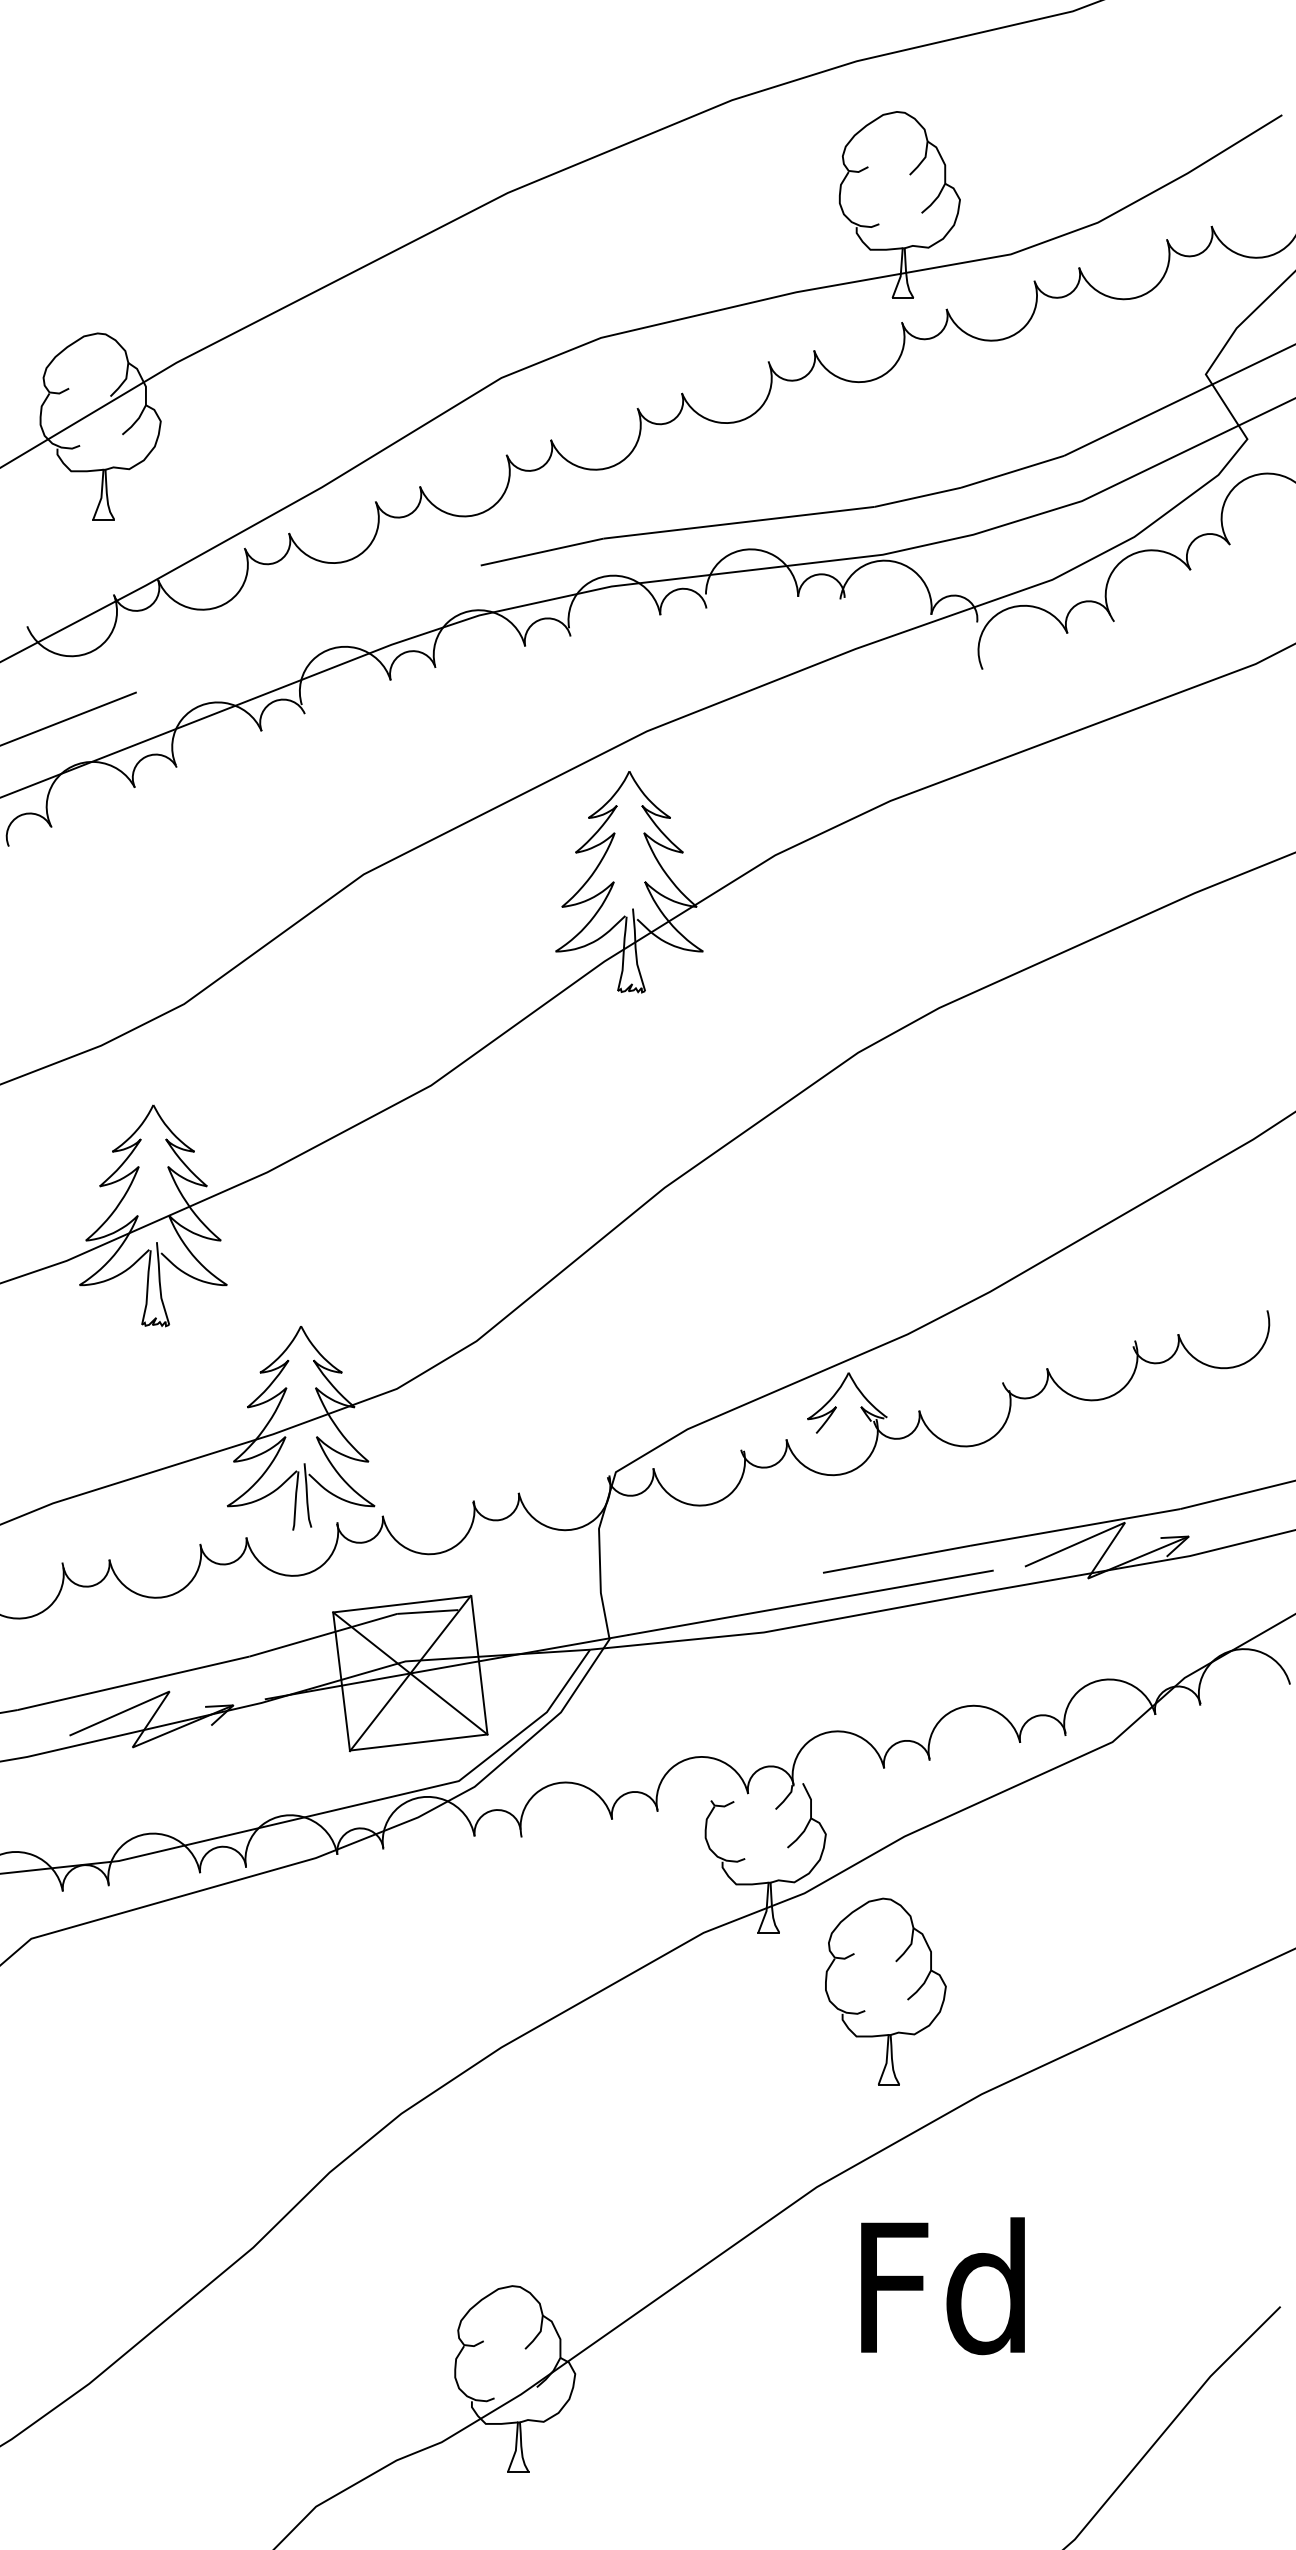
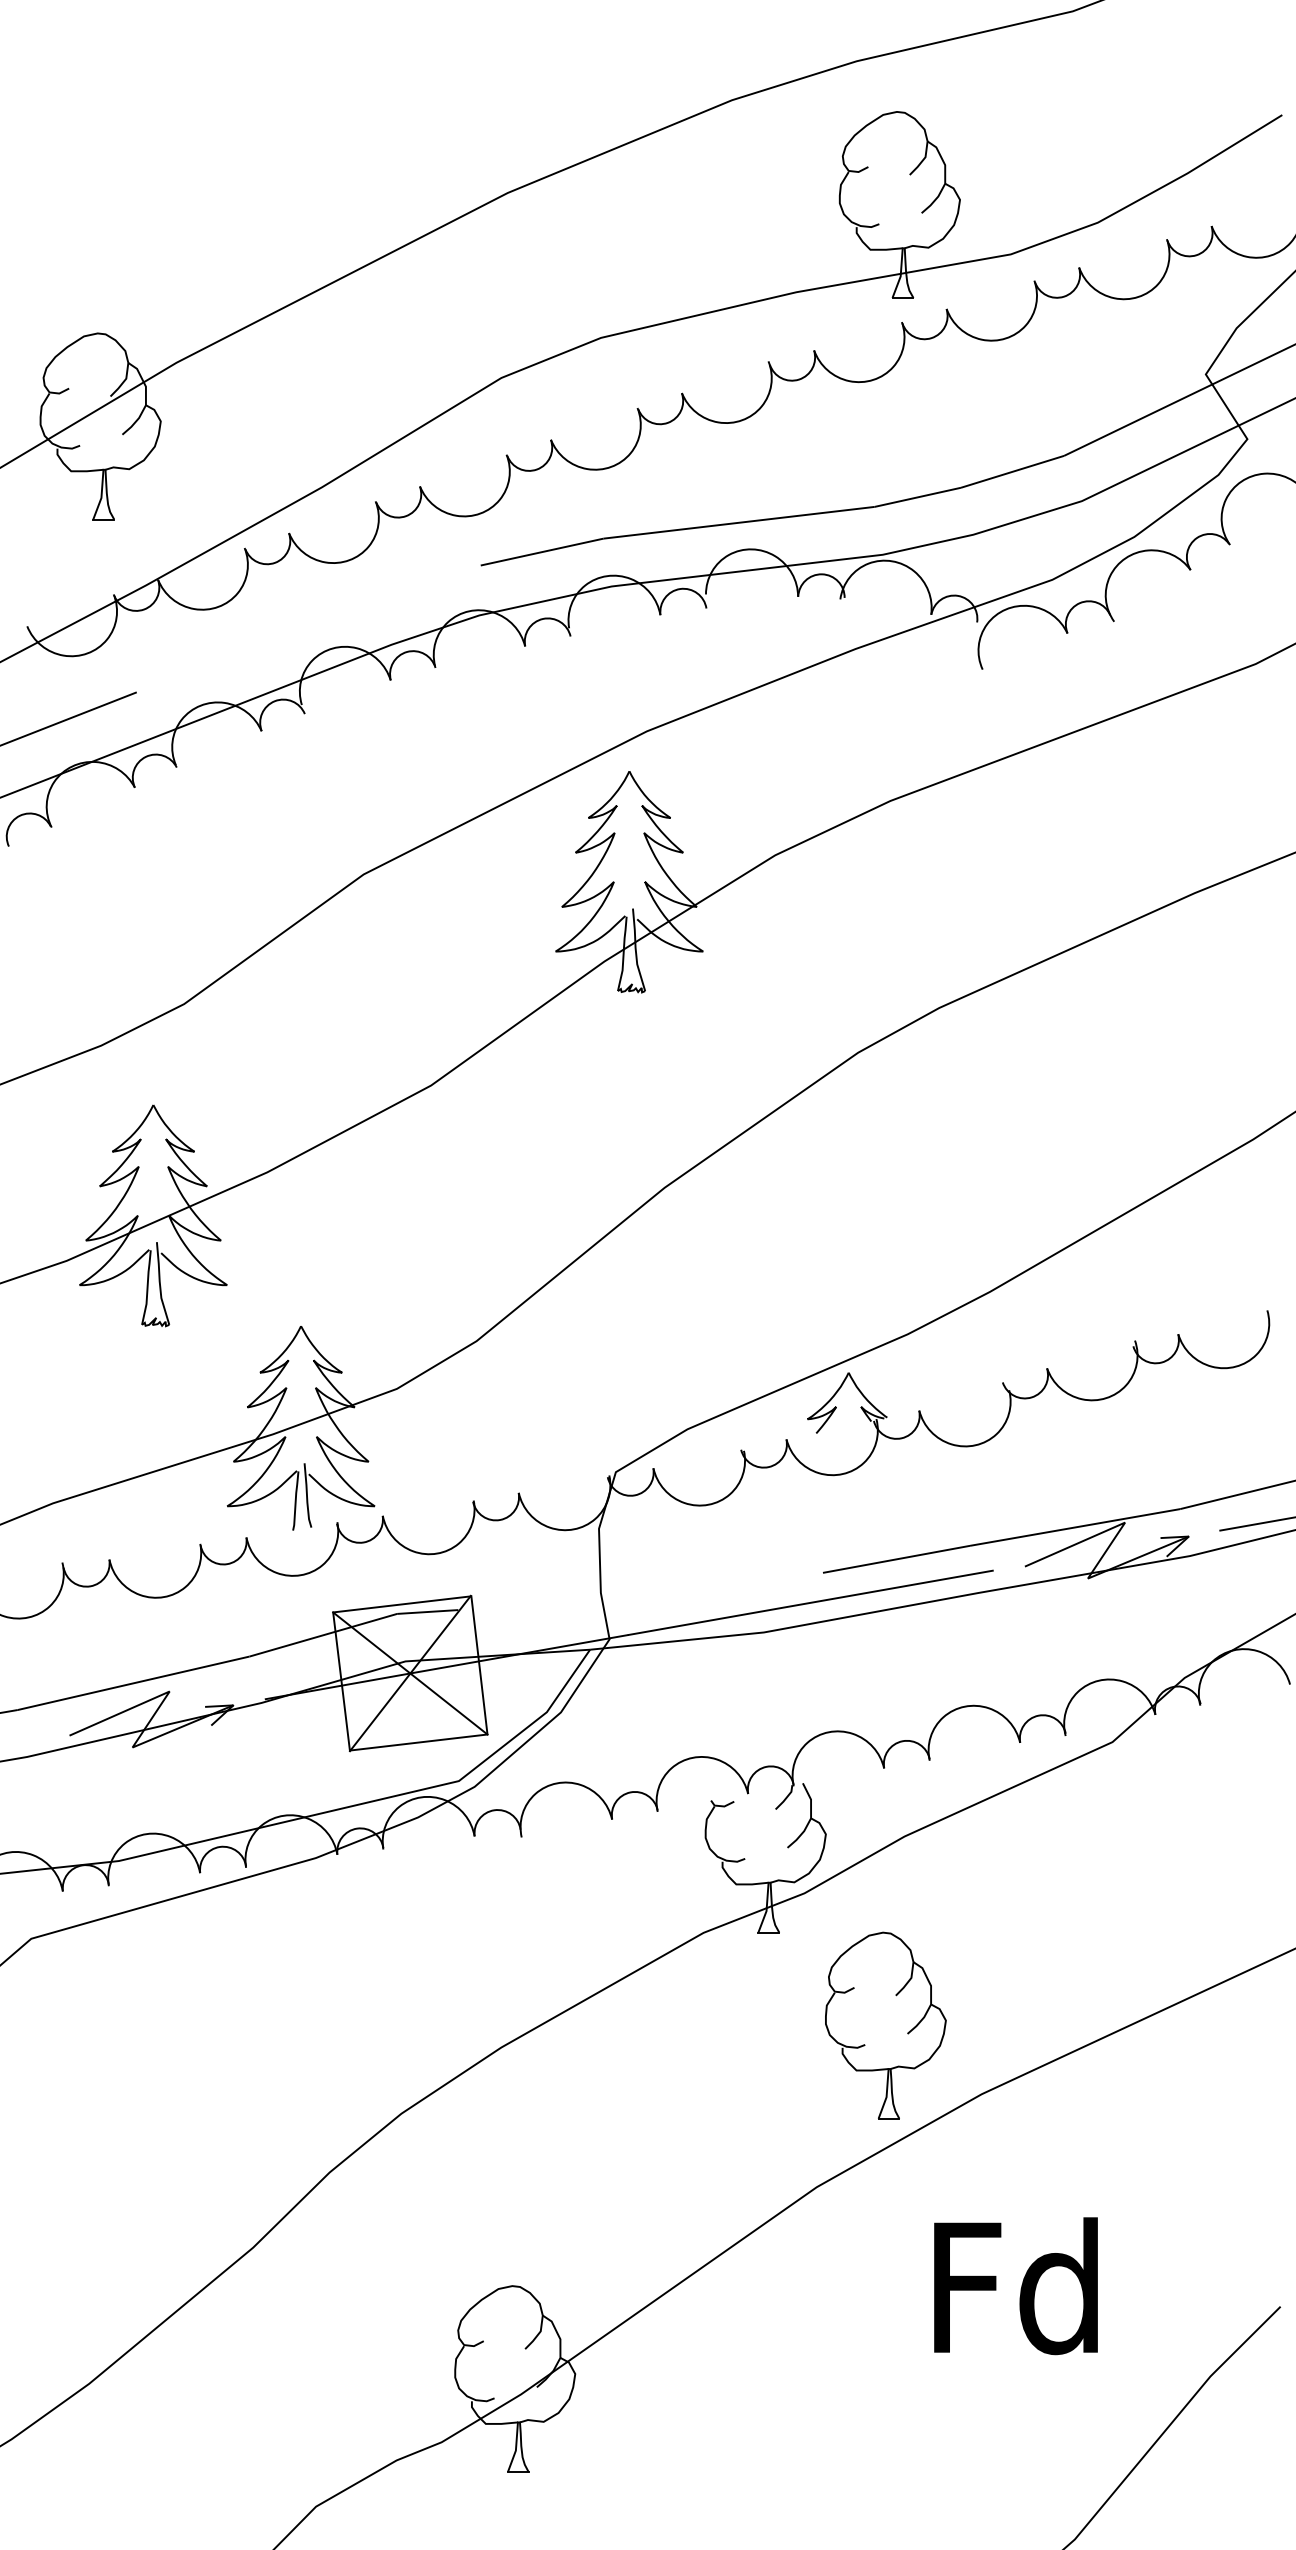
line: none -> present (1256, 1523)
part position: (885, 1991) -> (885, 2025) (885, 2025)
text position: (942, 2286) -> (1015, 2286) (1015, 2286)
